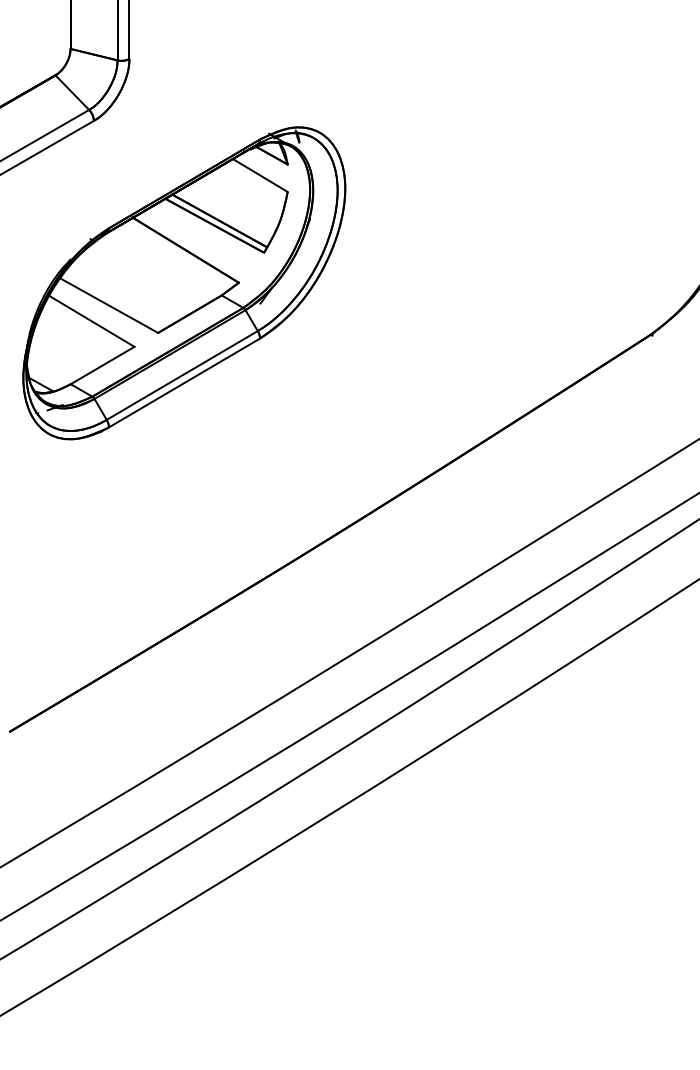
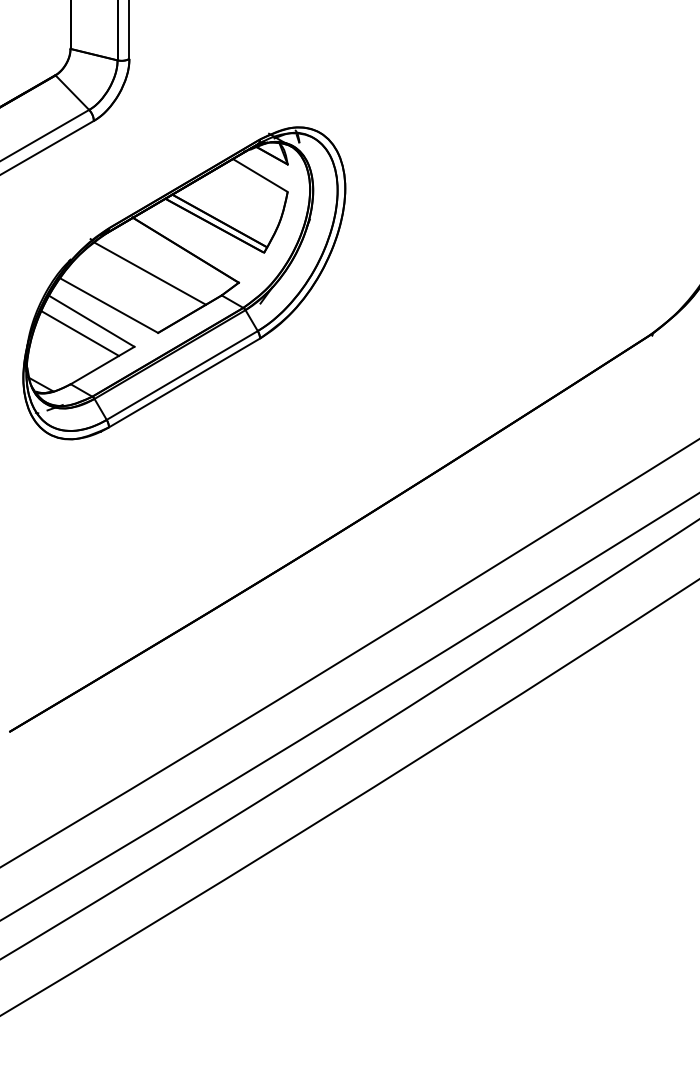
line: none -> present (150, 273)
line: none -> present (80, 333)
